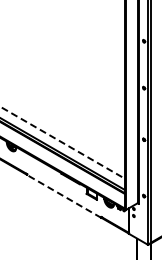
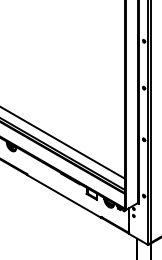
line: dashed -> solid (62, 142)
line: dashed -> solid (64, 196)
